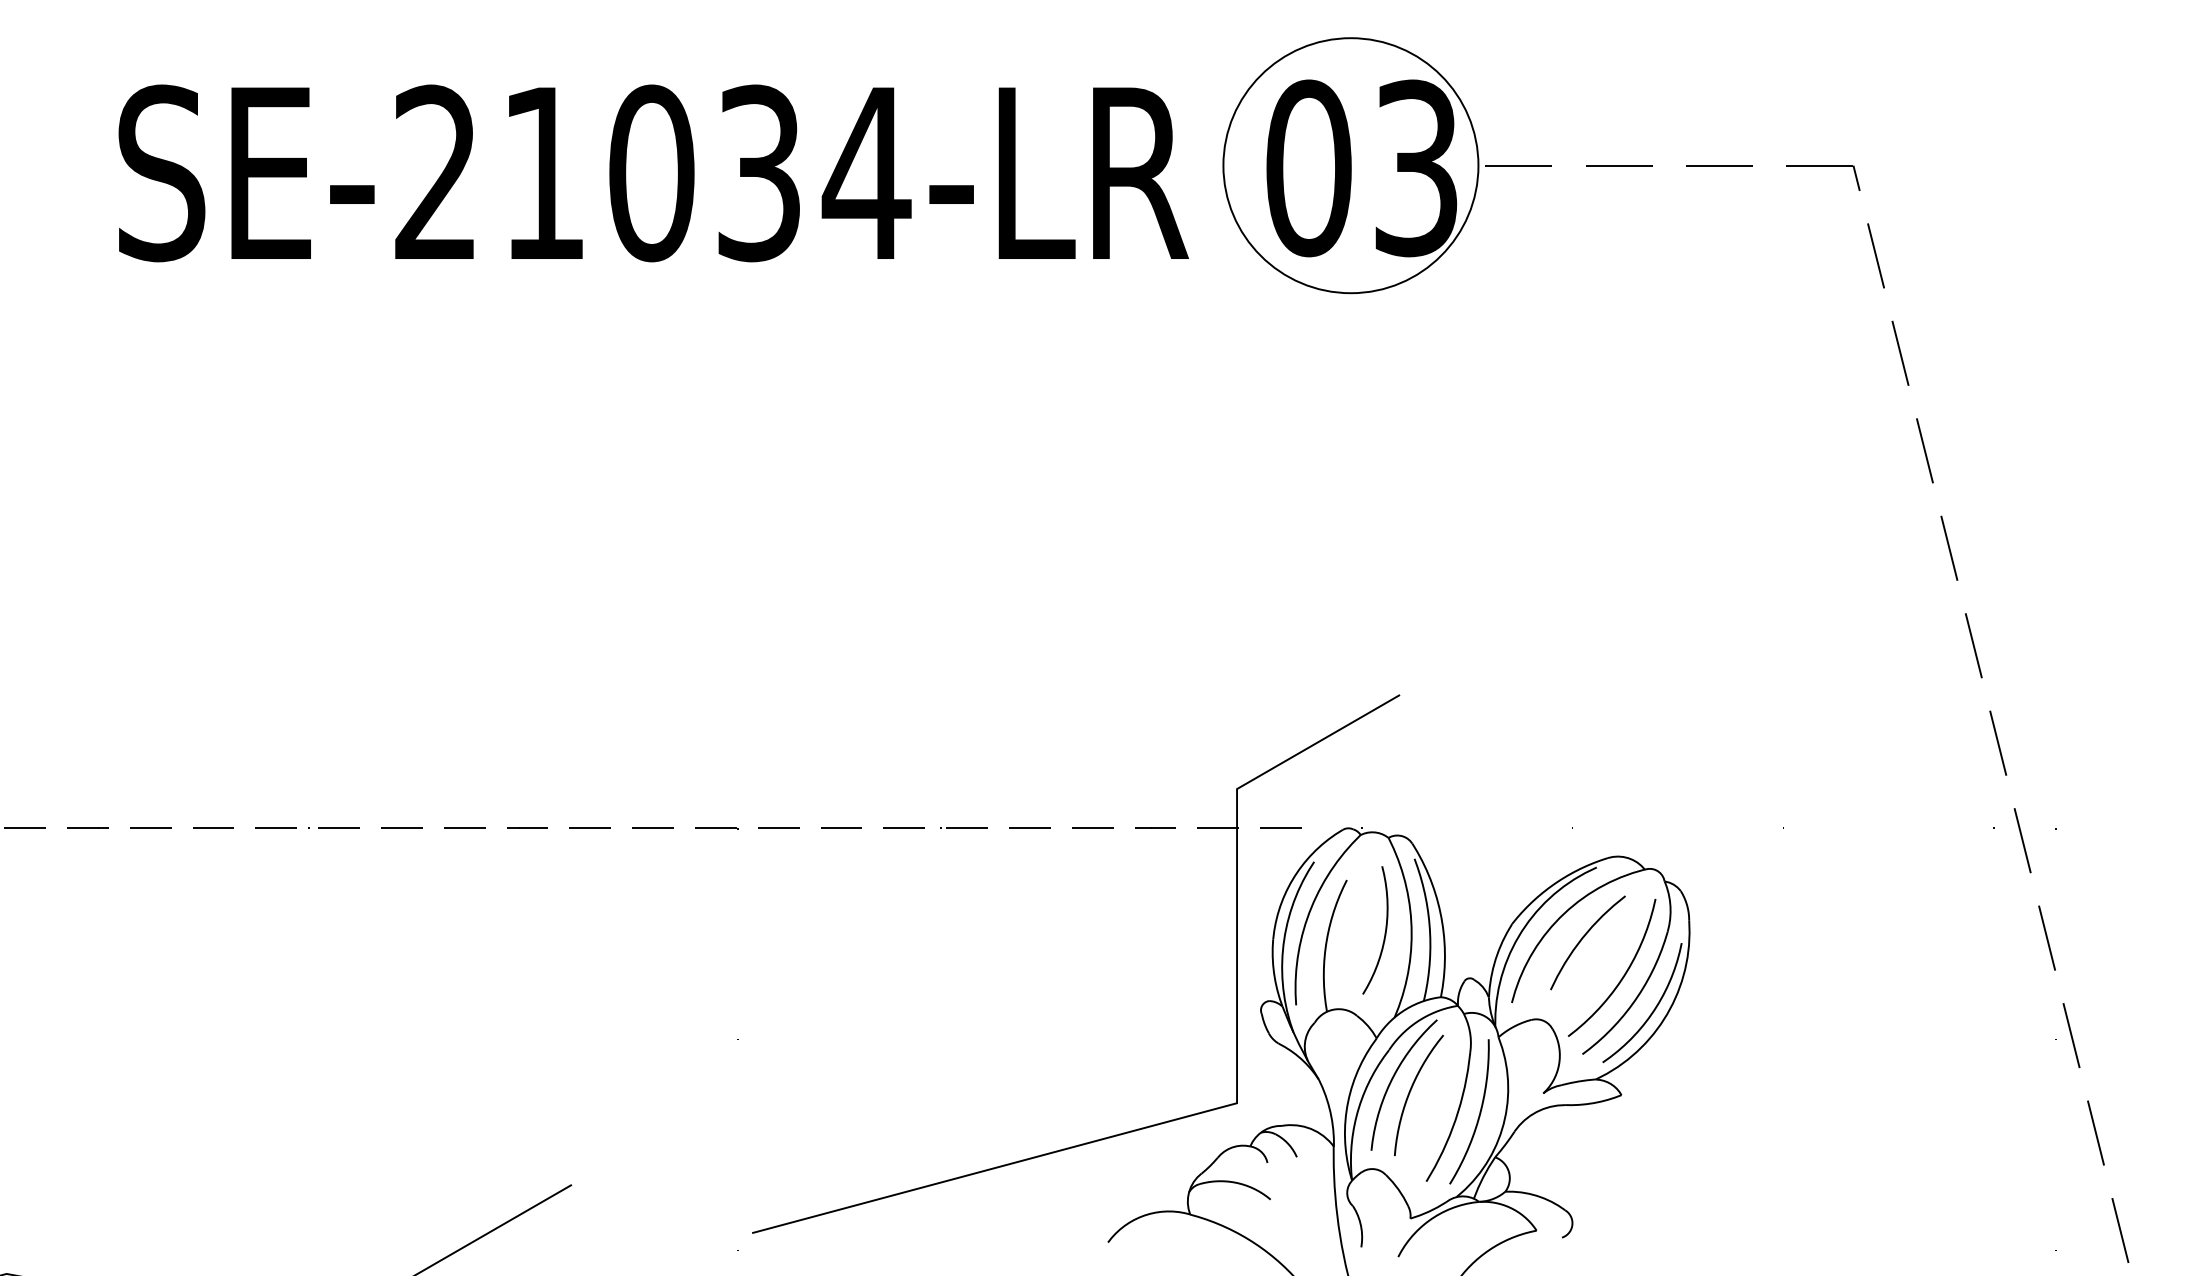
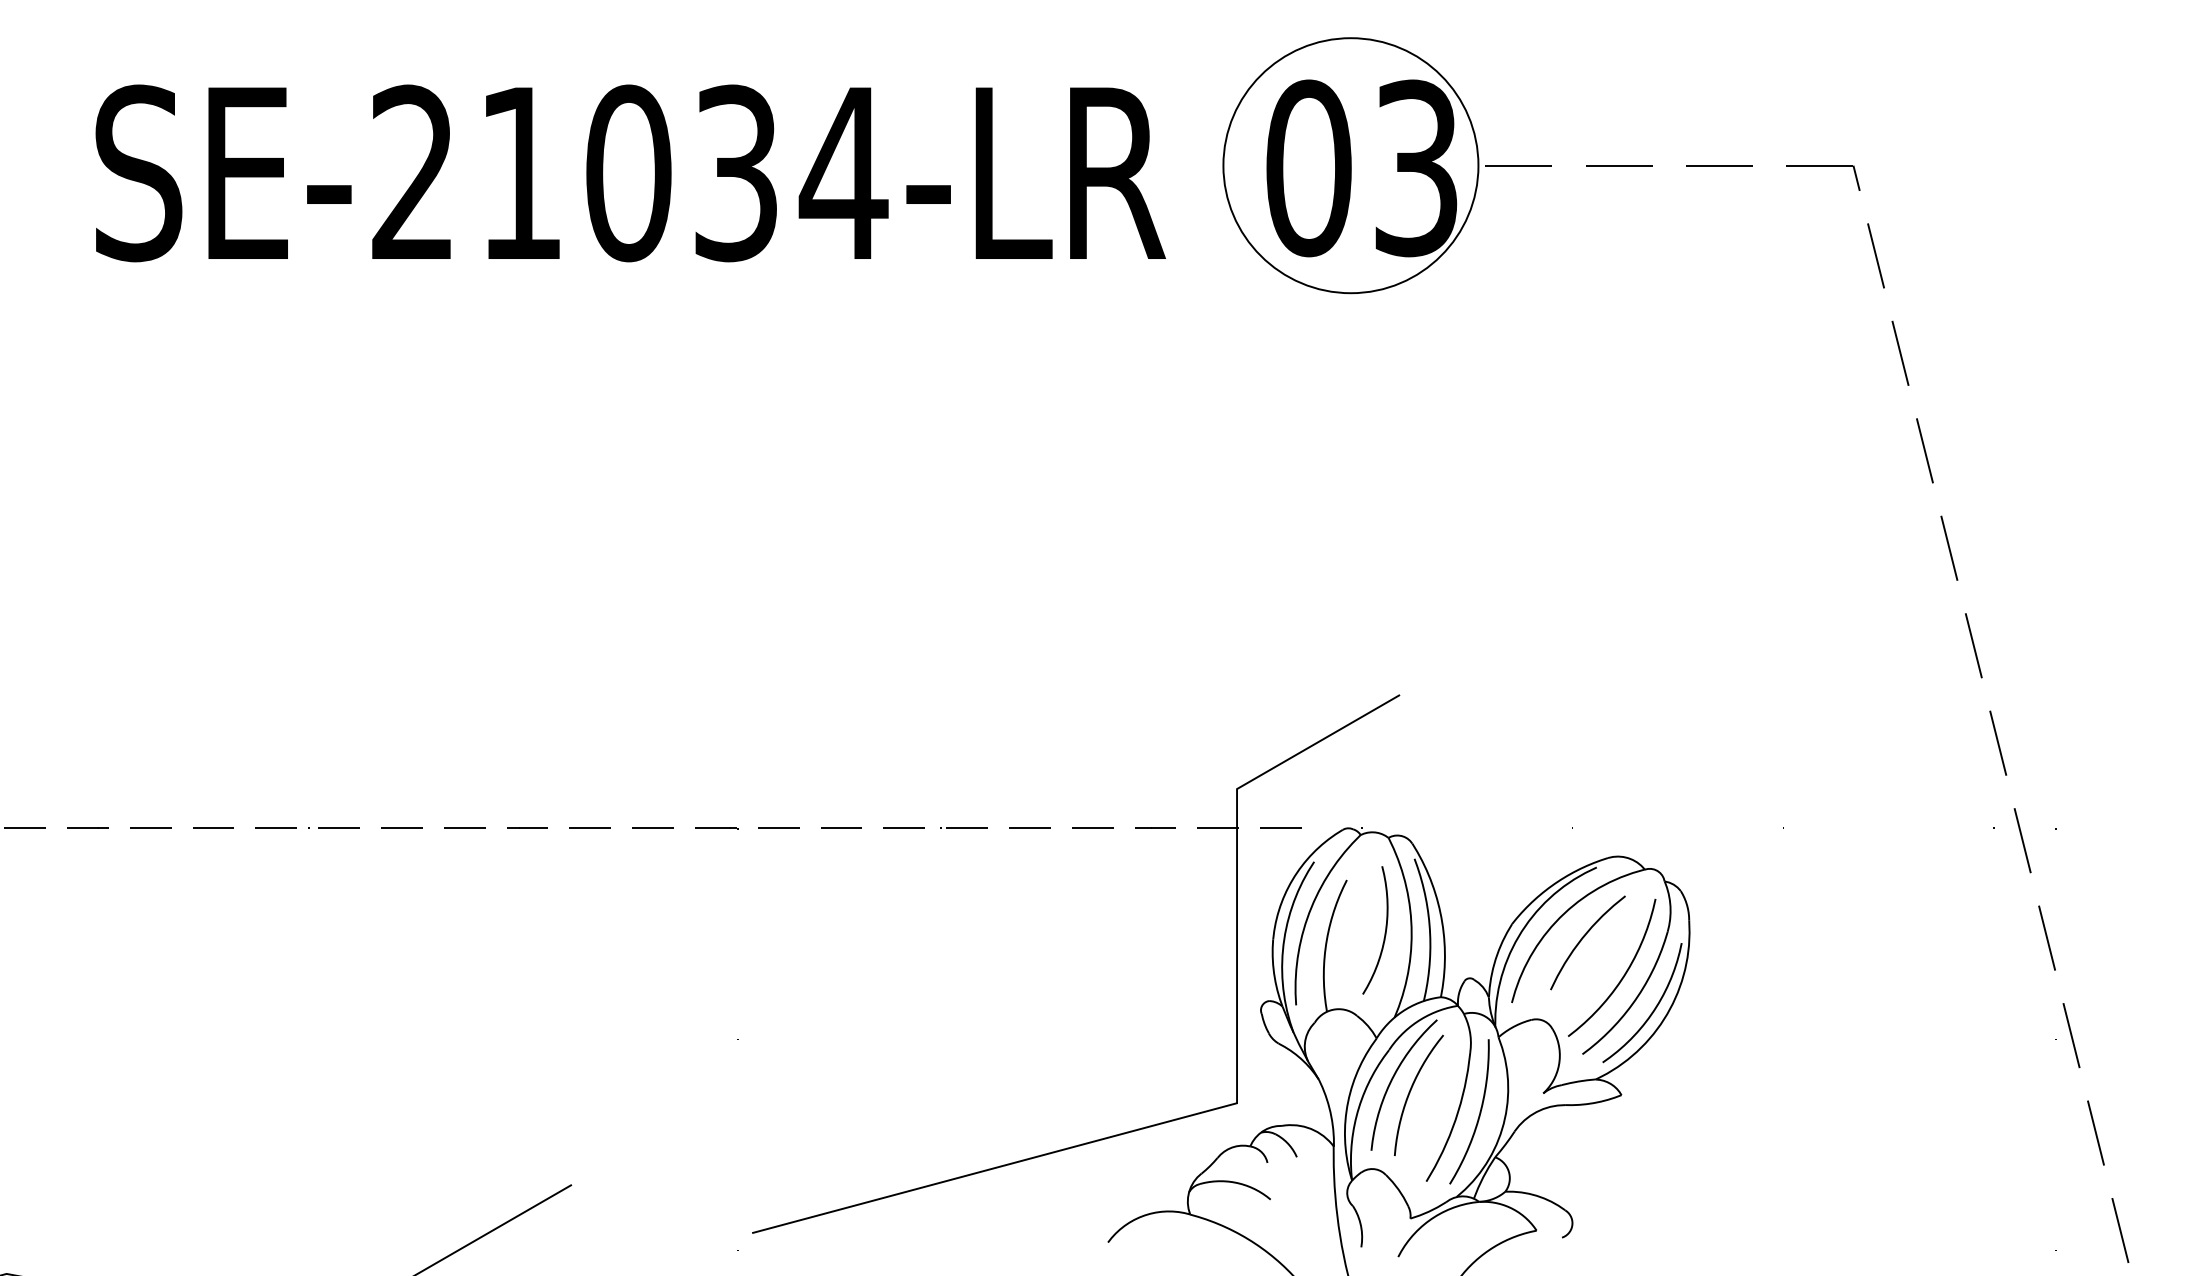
text position: (653, 173) -> (630, 173) (630, 173)
